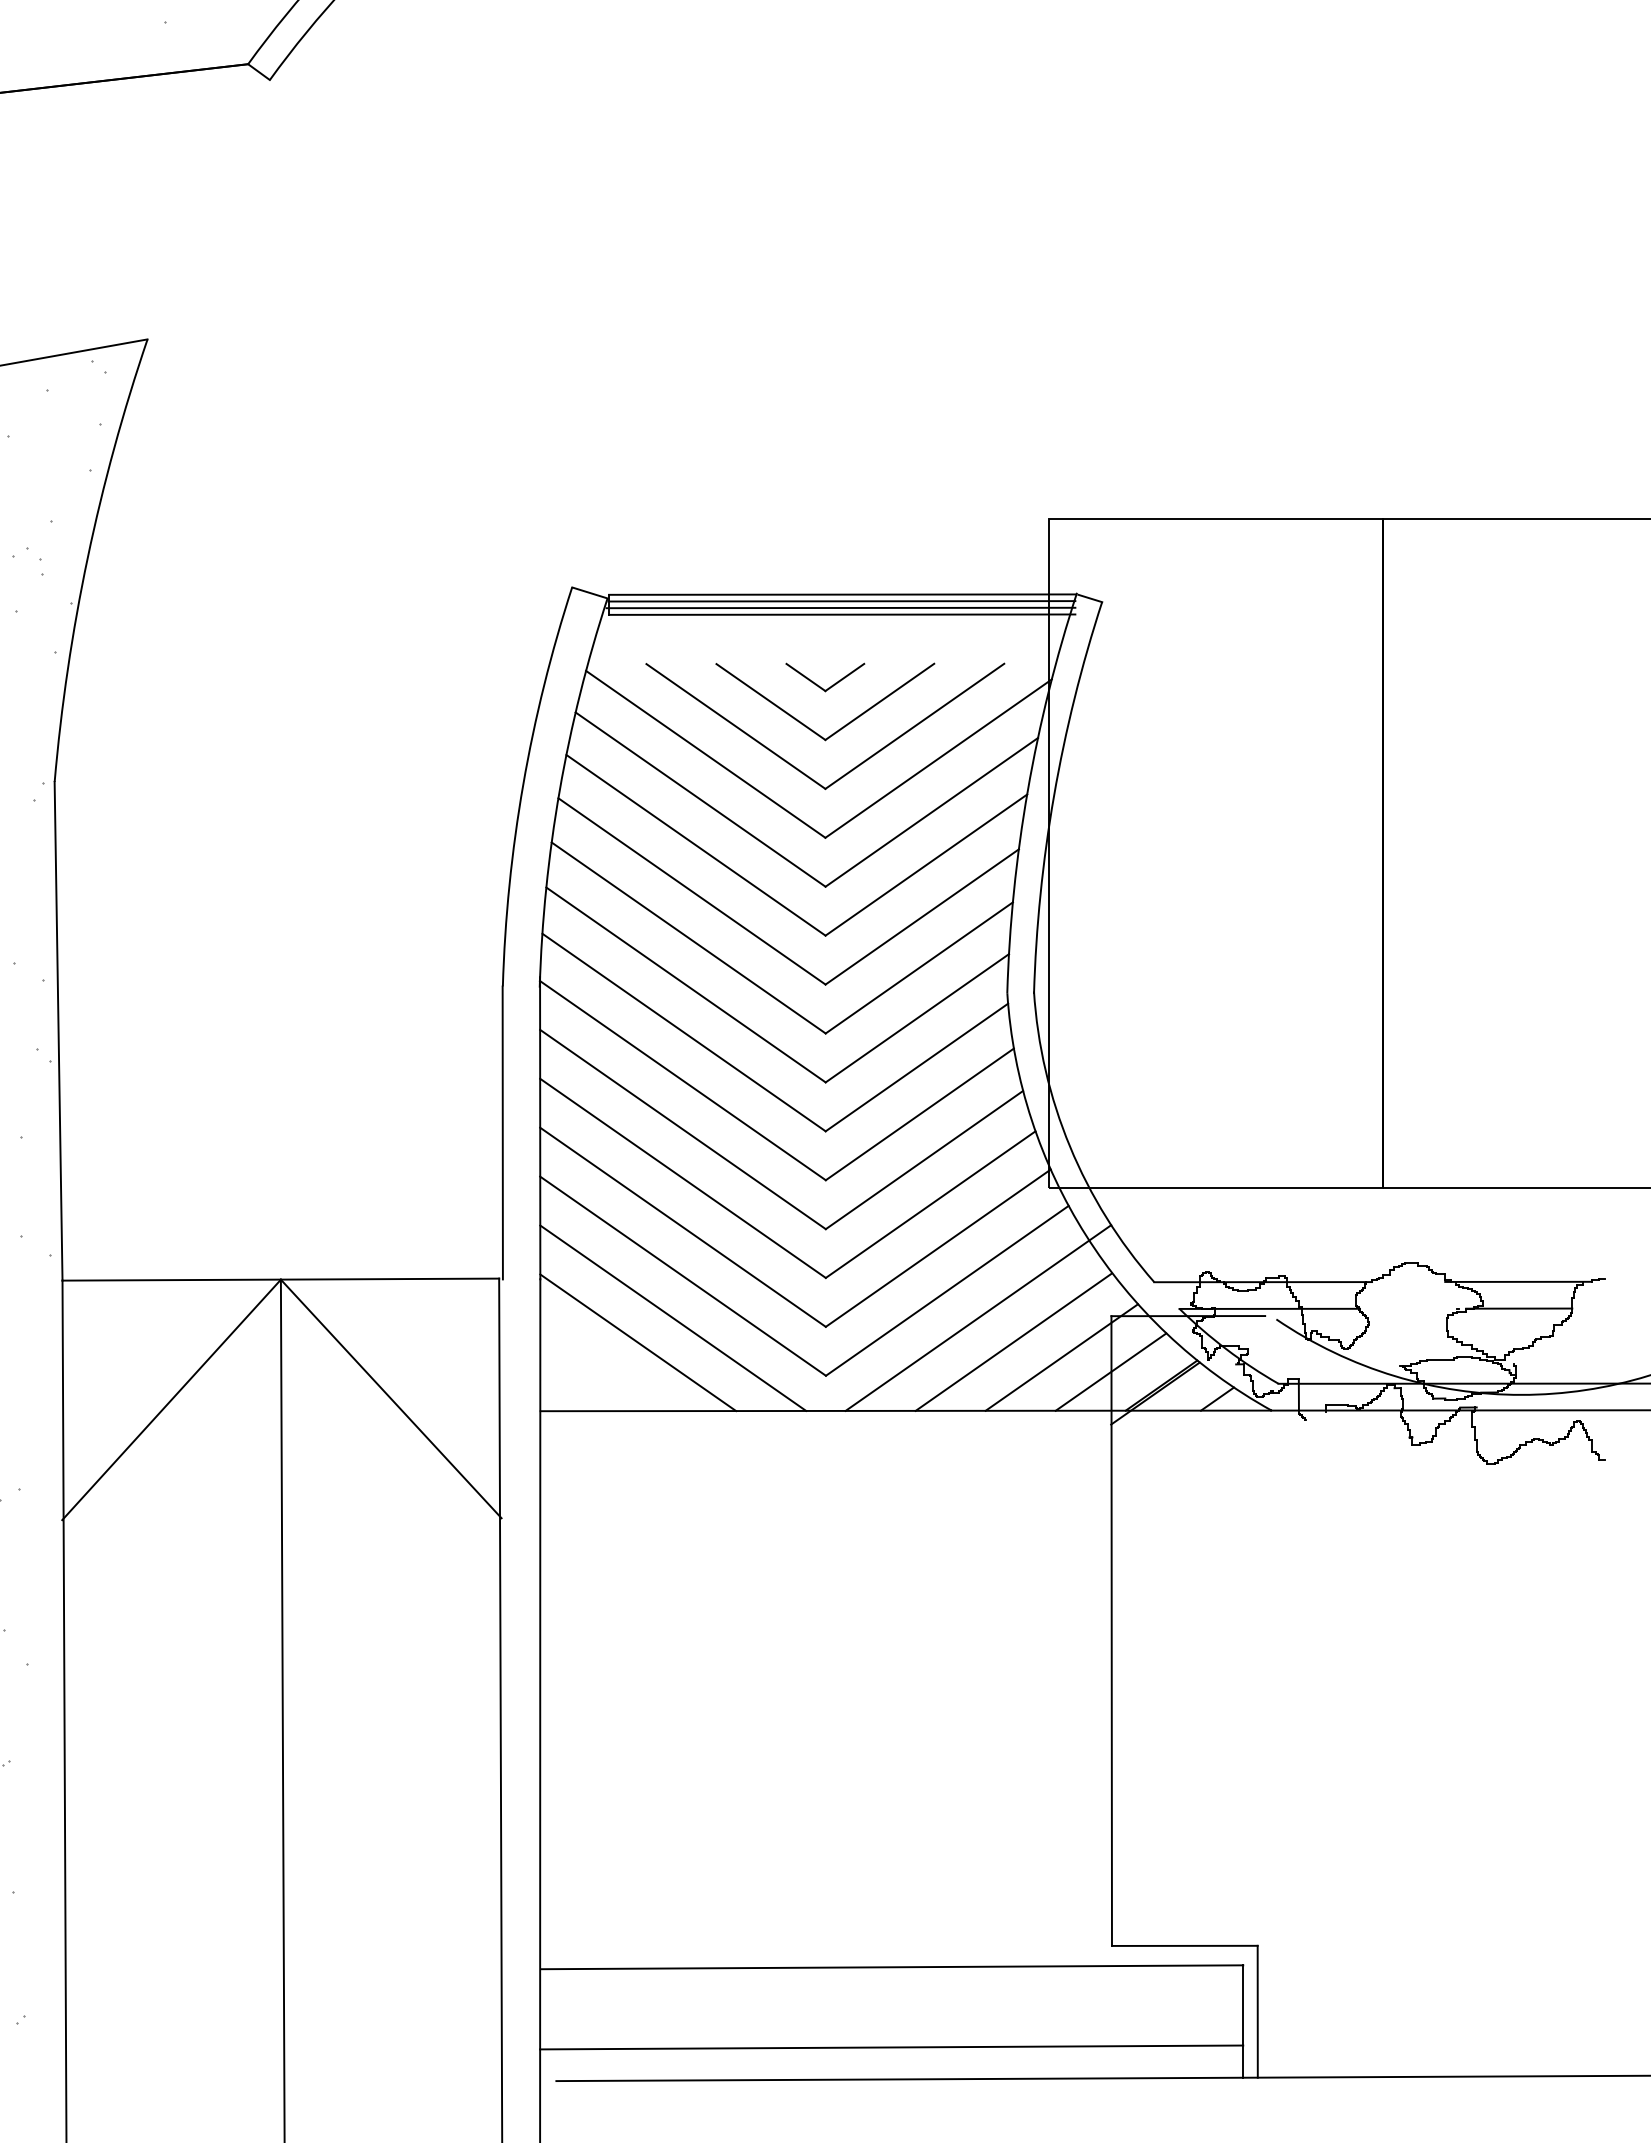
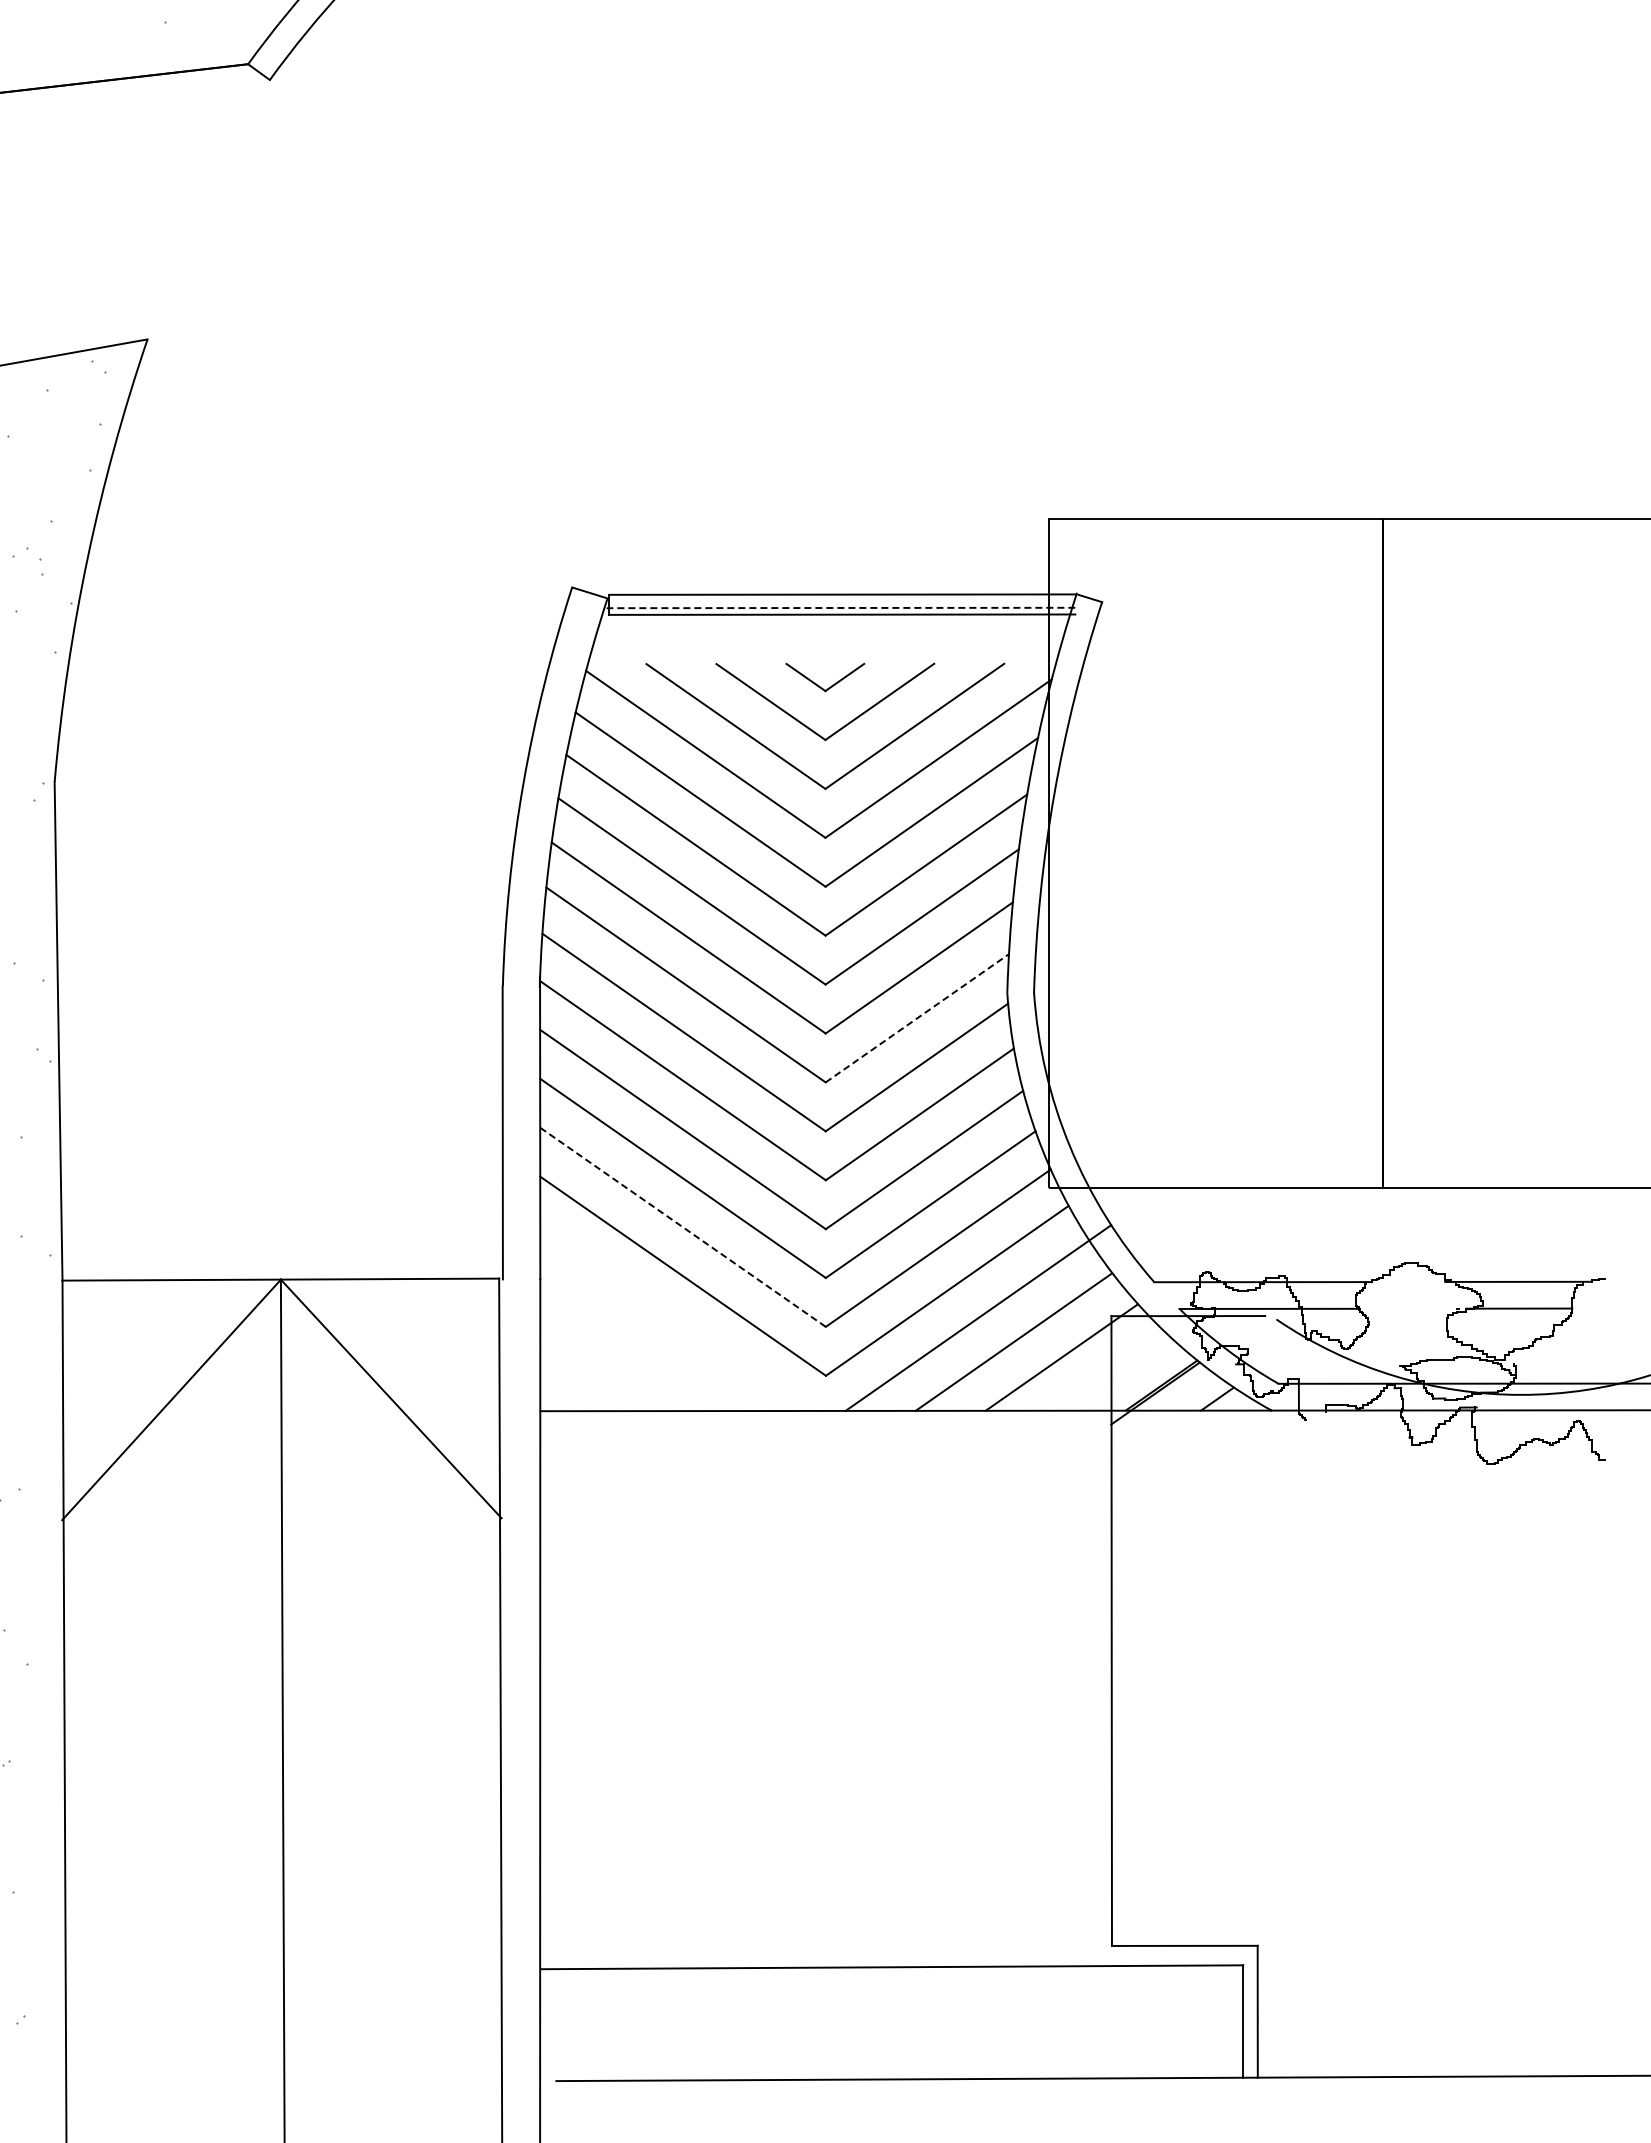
line: present -> none (841, 601)
line: solid -> dashed (840, 608)
line: solid -> dashed (917, 1018)
line: solid -> dashed (682, 1227)
line: present -> none (673, 1317)
line: present -> none (638, 1342)
line: present -> none (1110, 1371)
line: present -> none (891, 2047)
